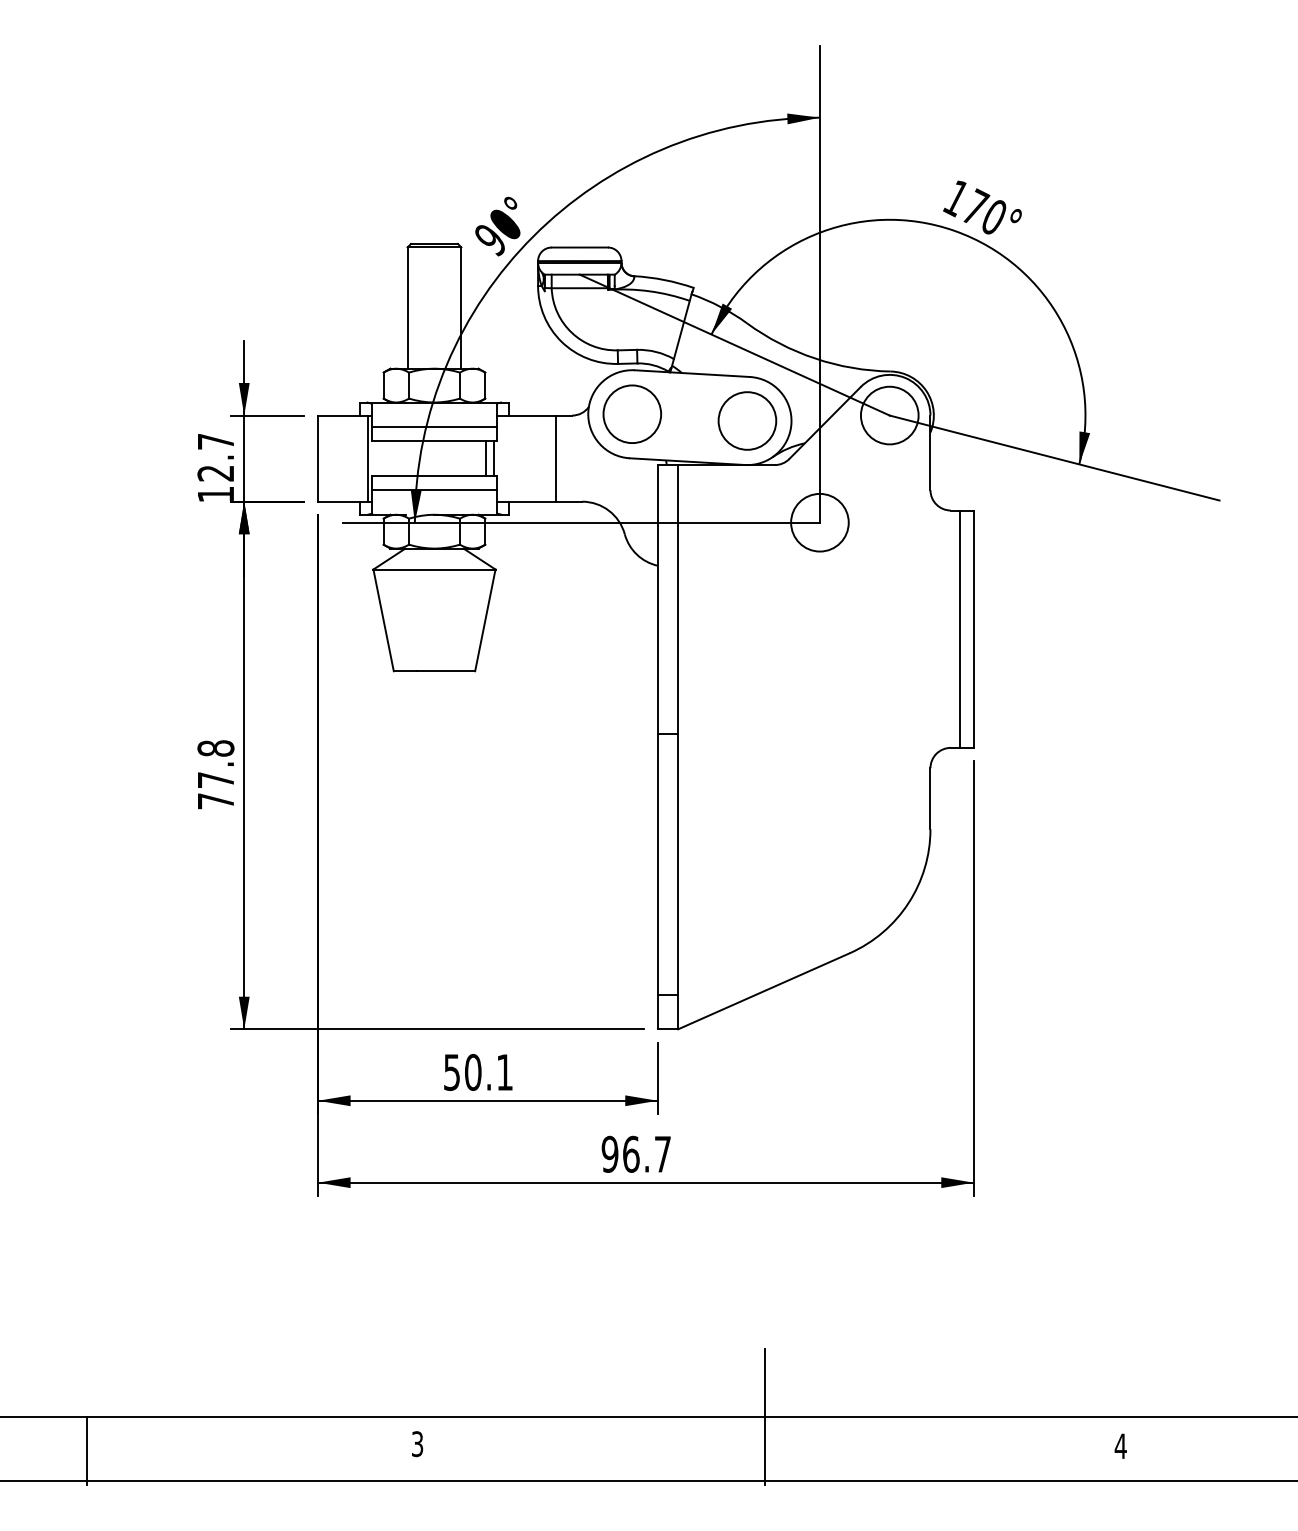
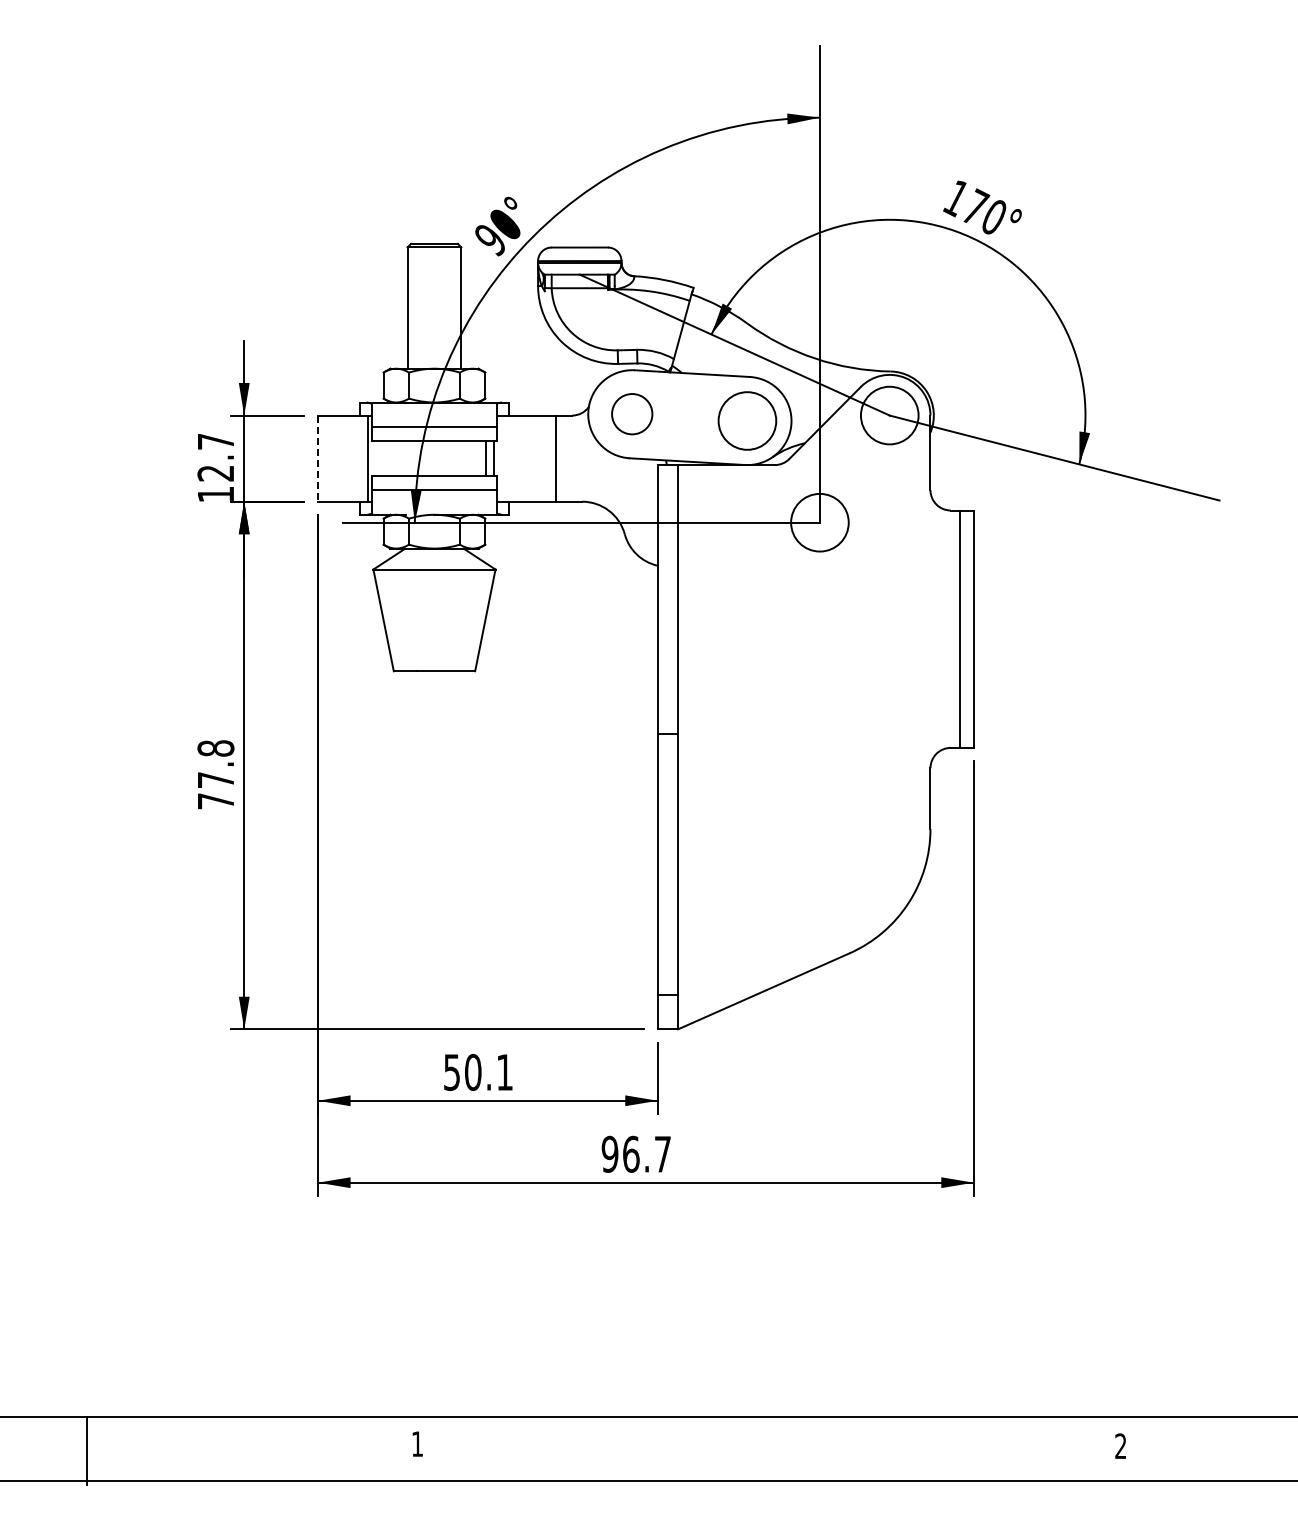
circle size: 60x60 px -> 43x43 px (632, 414)
line: solid -> dashed (318, 459)
line: present -> none (765, 1417)
text: 3 -> 1 (417, 1444)
text: 4 -> 2 (1120, 1445)
